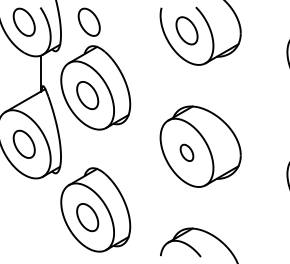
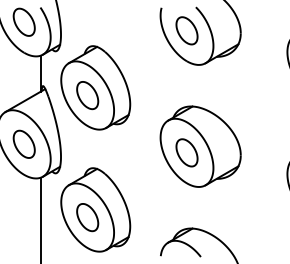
part: present -> none (88, 21)
part size: 16x19 px -> 24x30 px (186, 152)
line: none -> present (40, 218)
